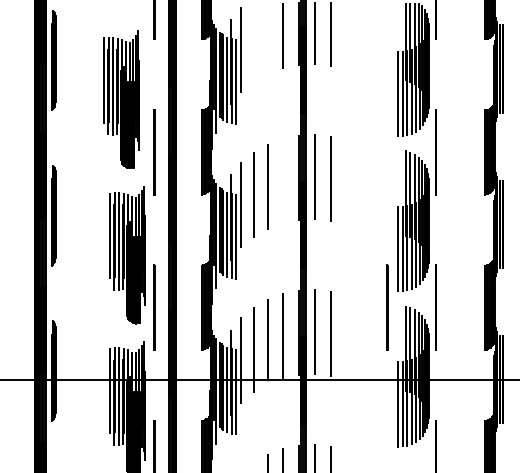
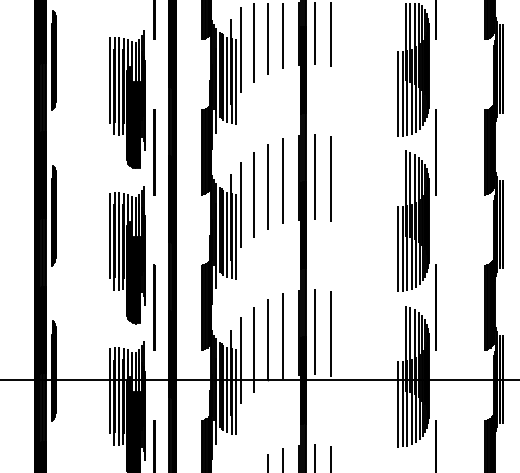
line: none -> present (267, 38)
line: none -> present (253, 42)
part position: (121, 99) -> (127, 99) (127, 99)
line: none -> present (282, 180)
line: present -> none (387, 307)
